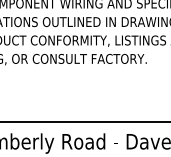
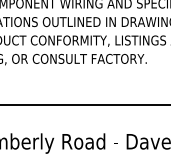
line position: (84, 122) -> (84, 105) (84, 105)
